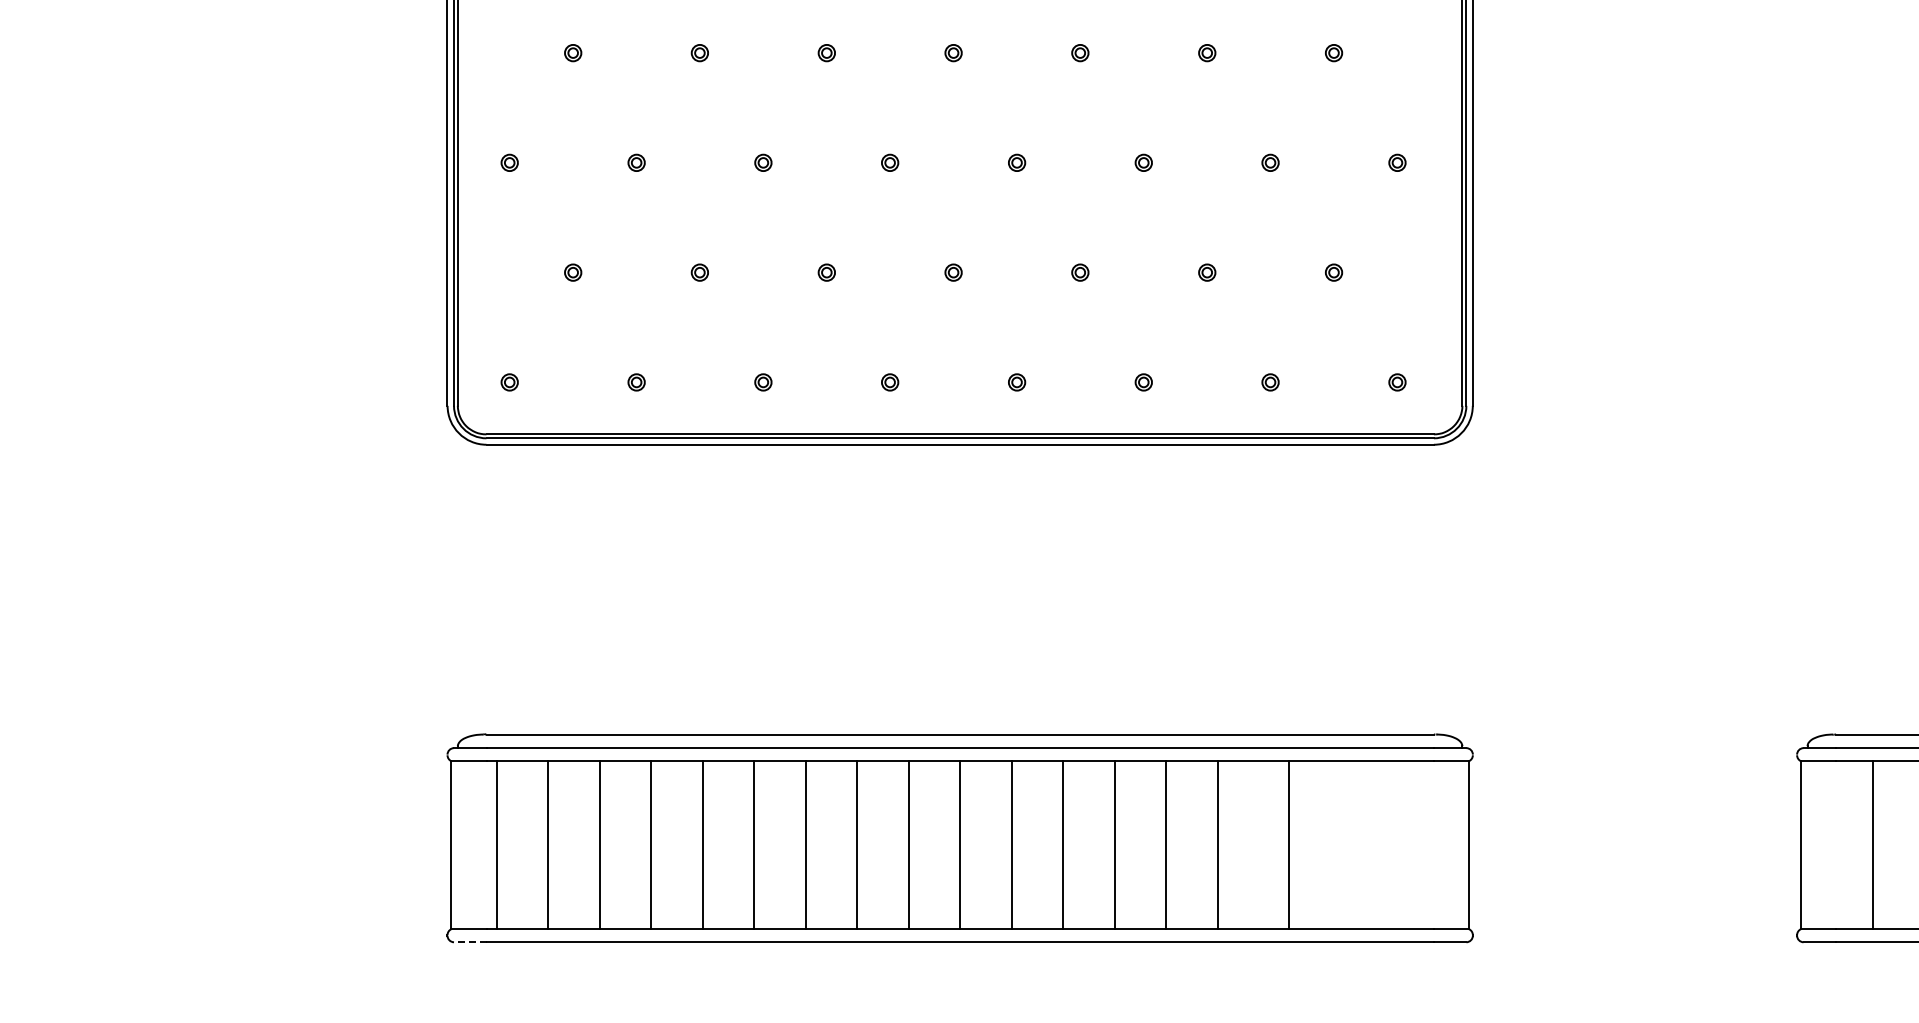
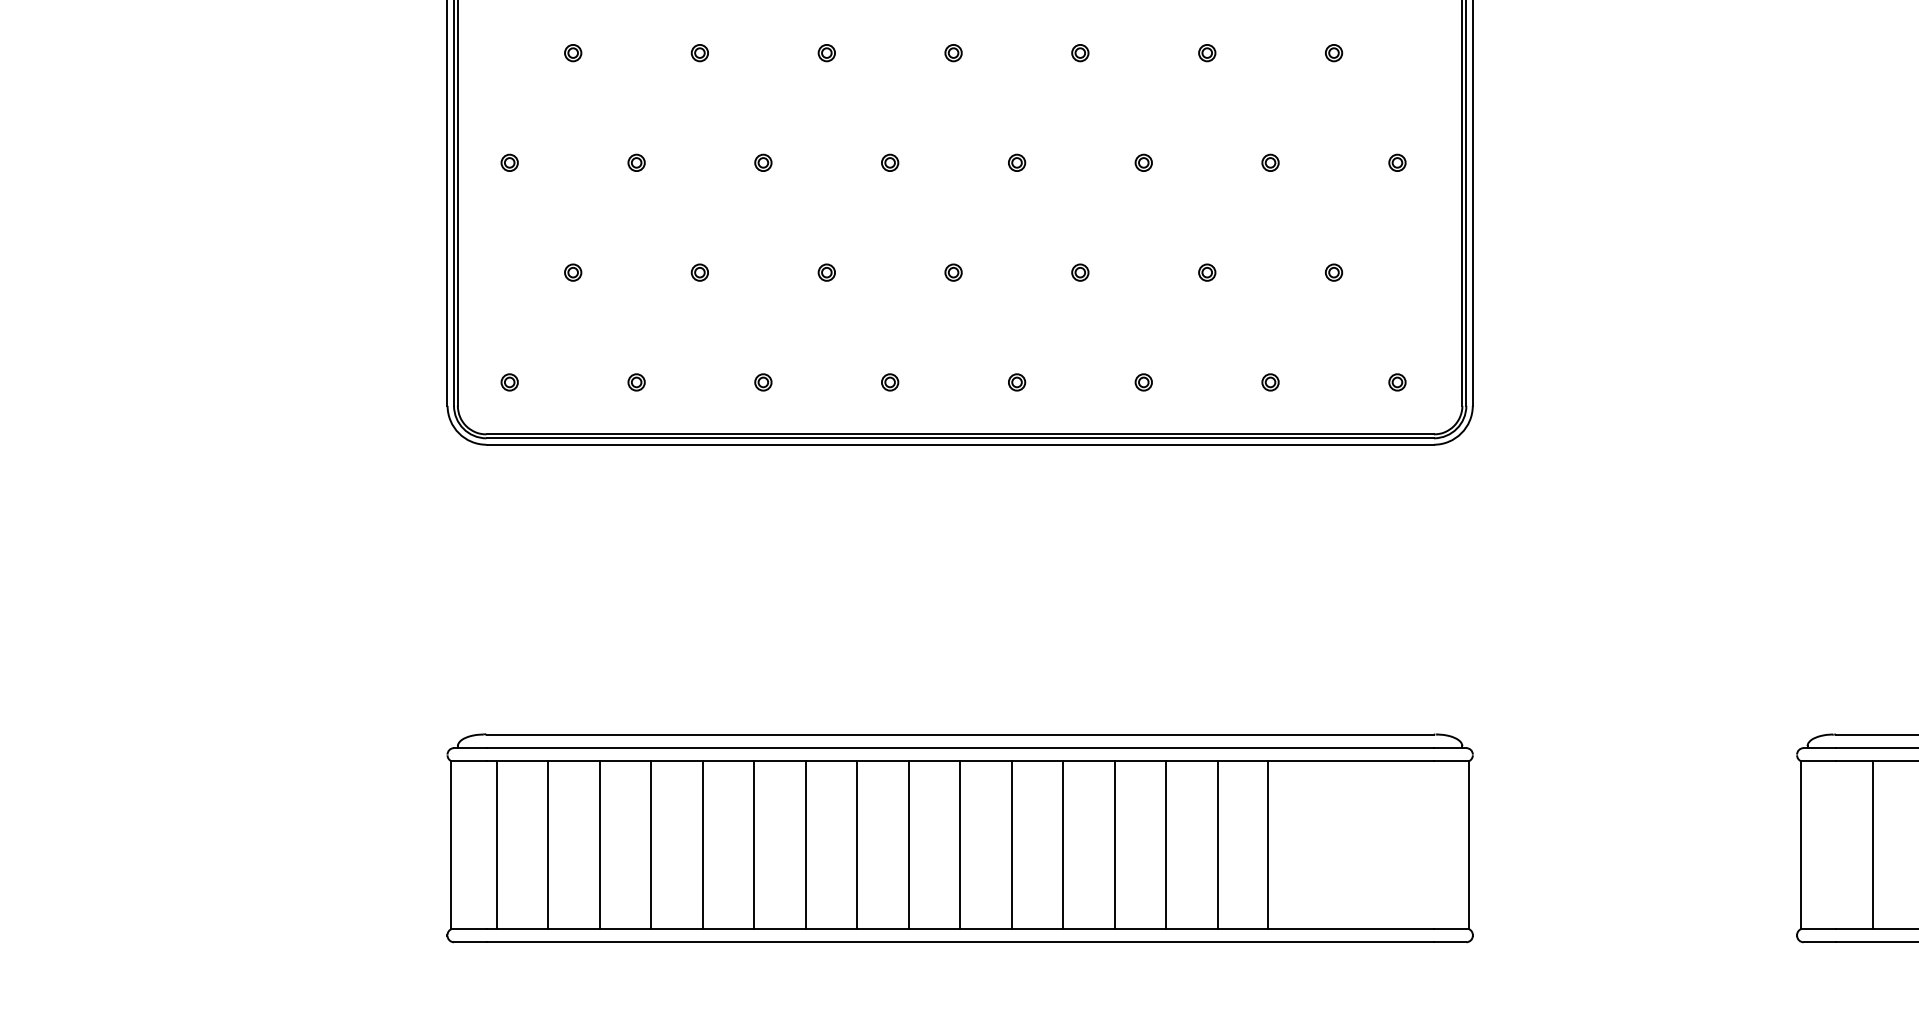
line position: (1288, 845) -> (1267, 845) (1267, 845)
line: dashed -> solid (469, 942)
